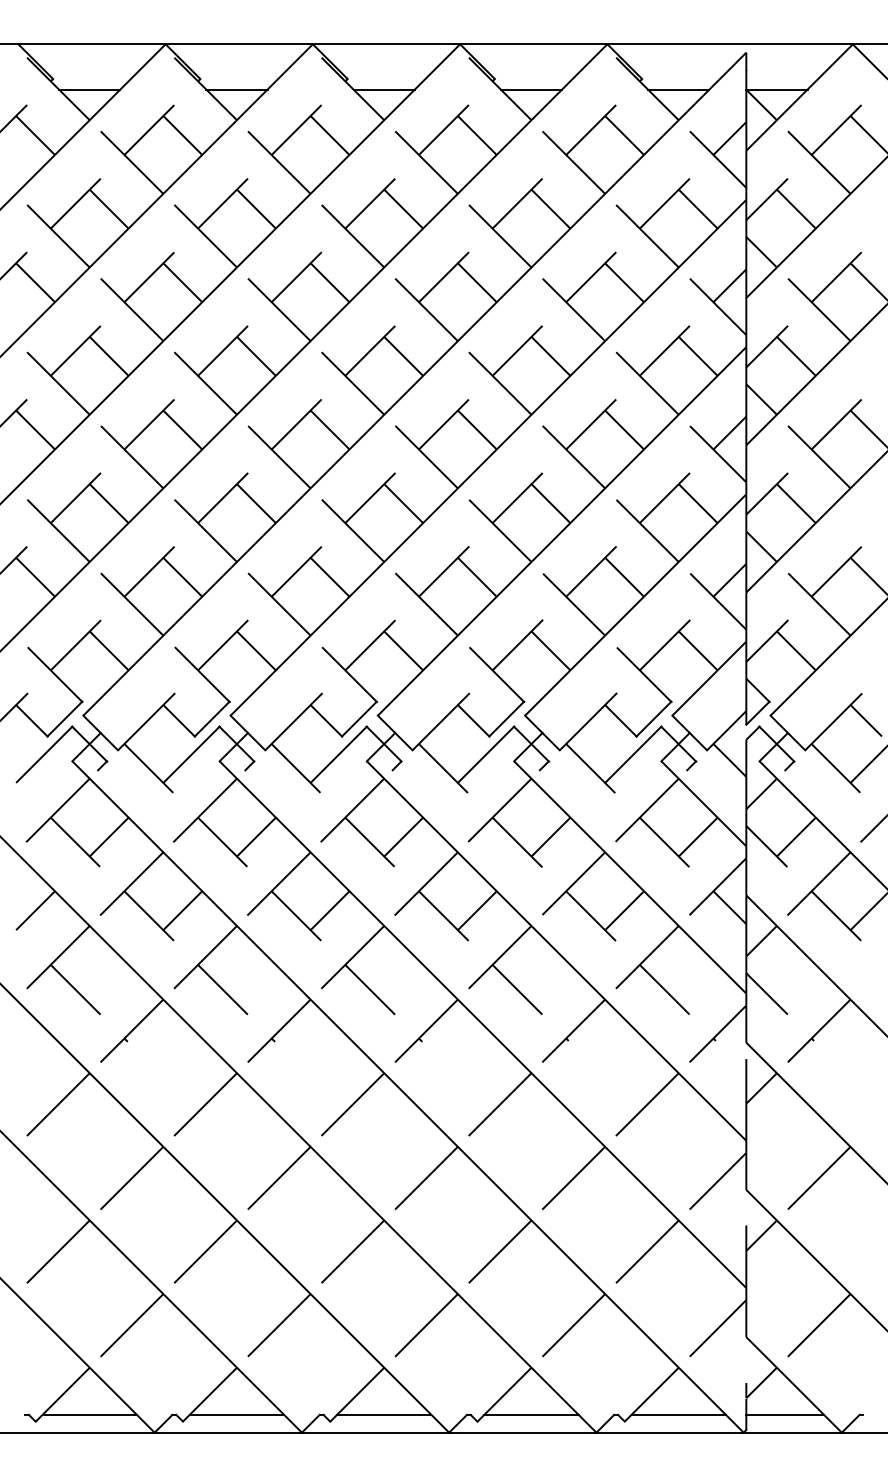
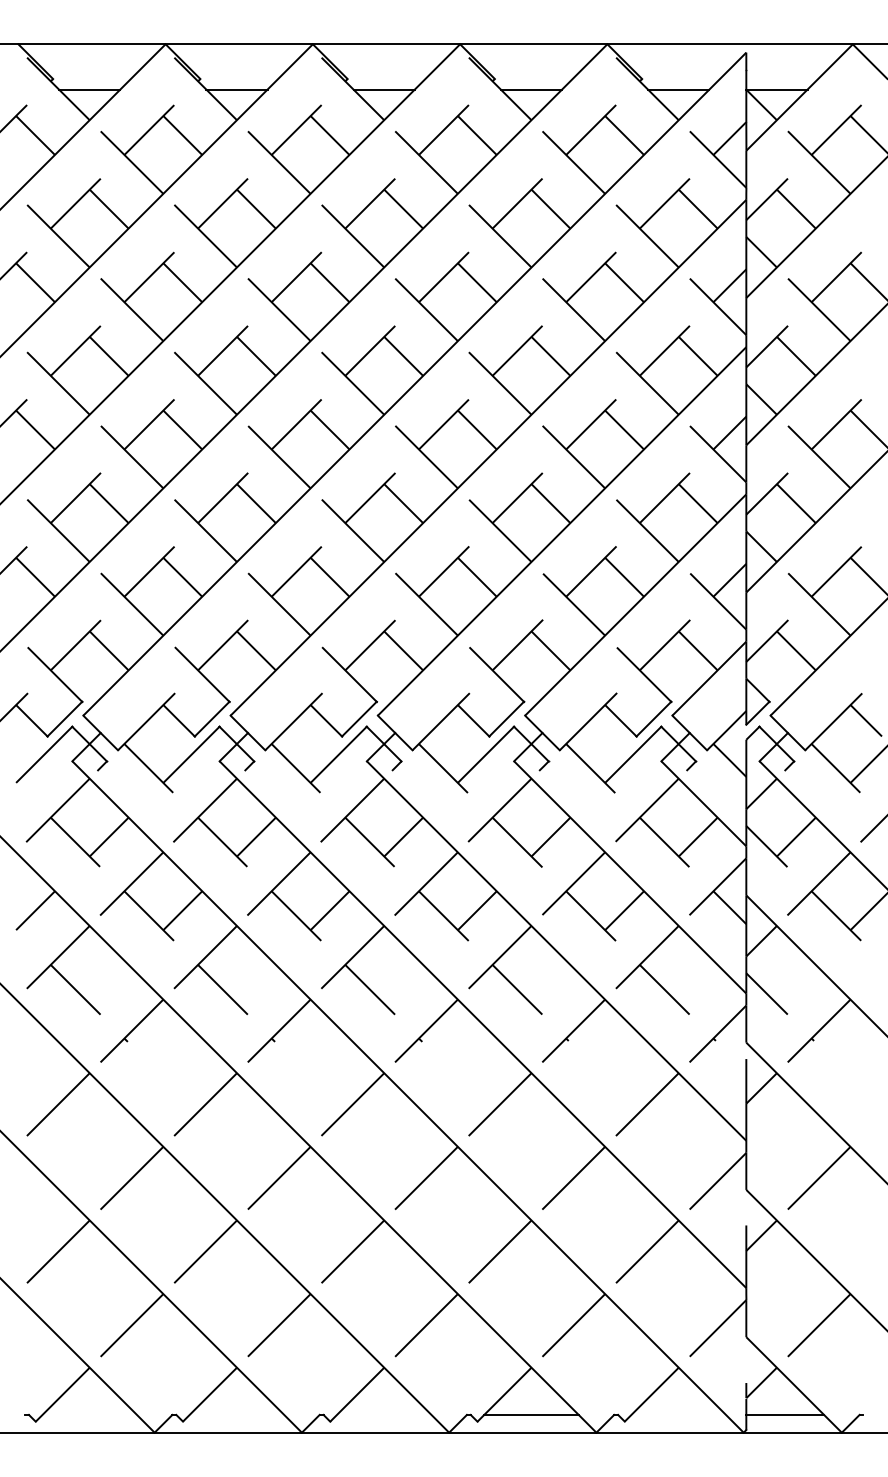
line: present -> none (89, 1414)
line: present -> none (236, 1414)
line: present -> none (384, 1414)
line: present -> none (678, 1414)
